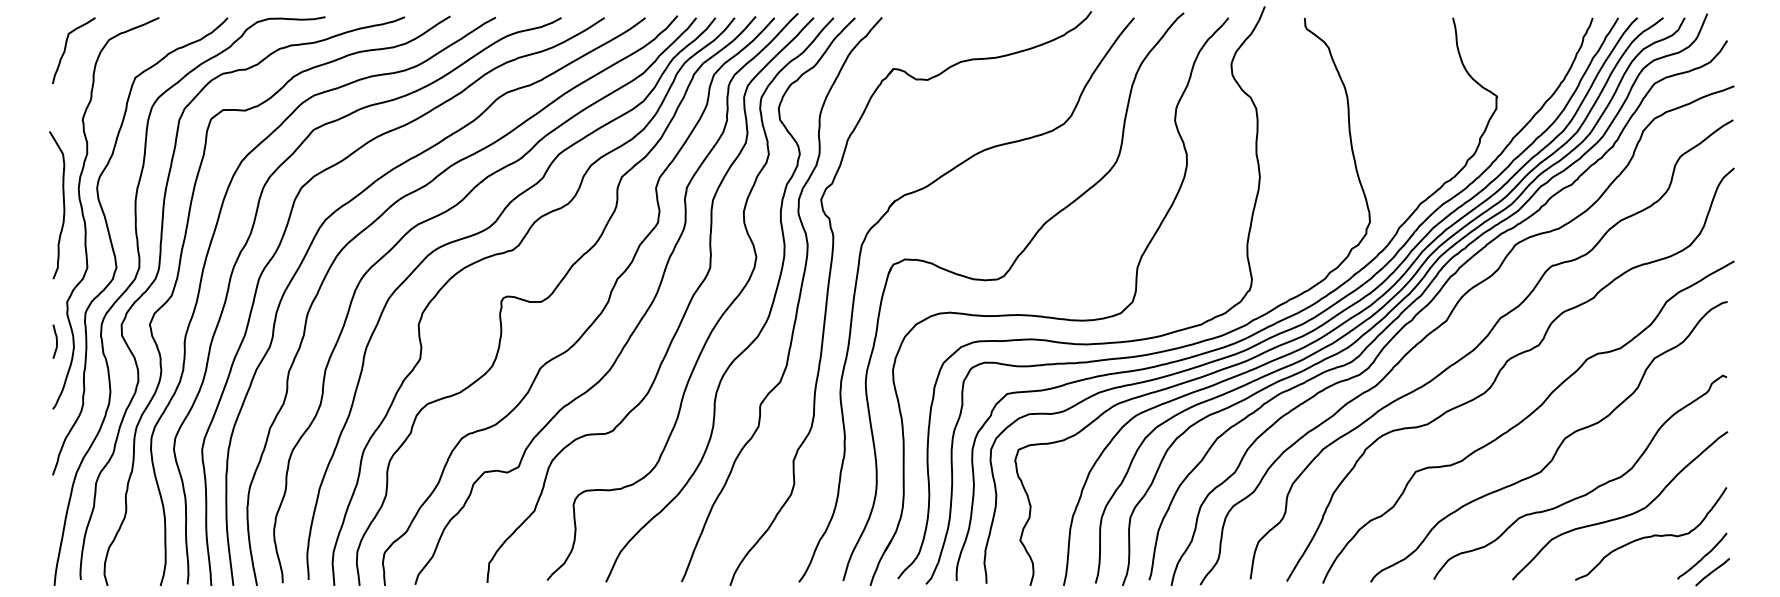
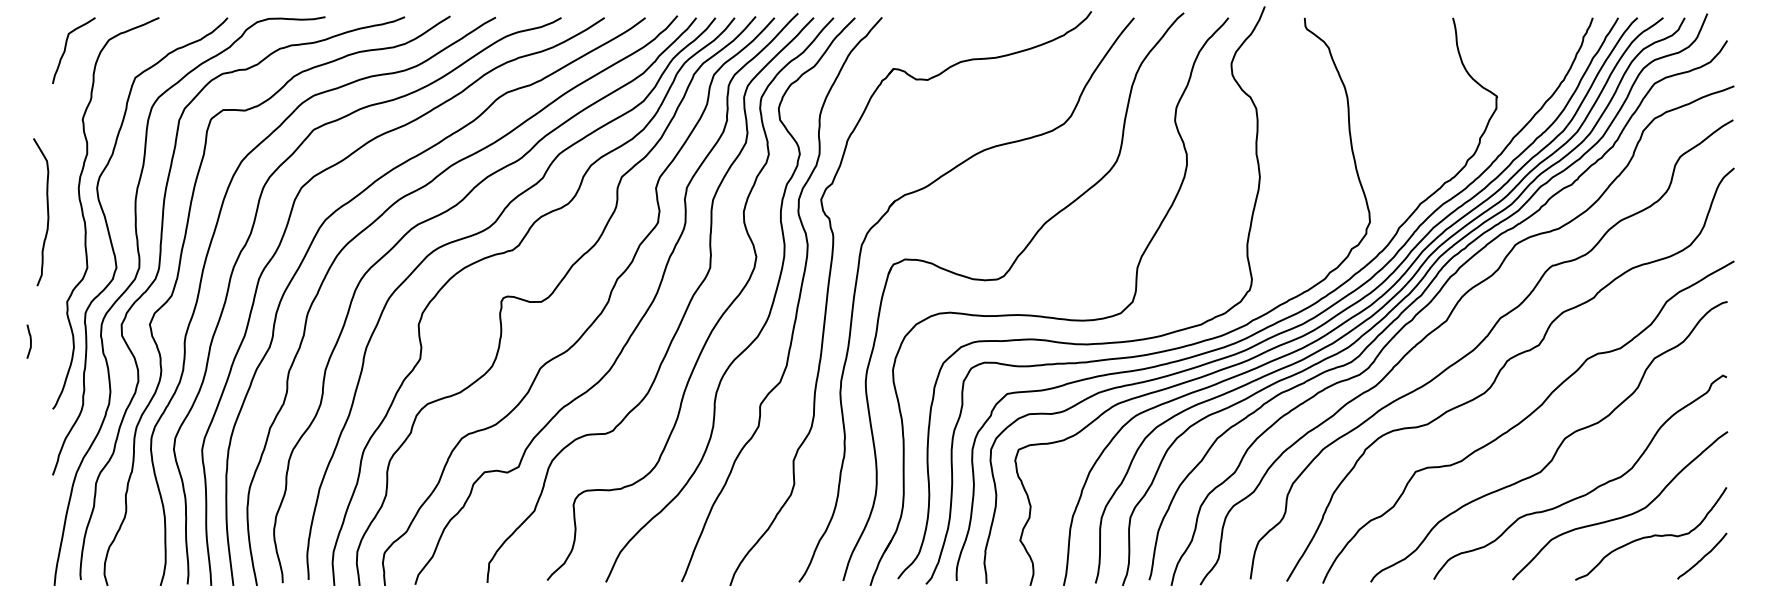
curve position: (63, 205) -> (47, 212) (47, 212)
curve position: (56, 341) -> (30, 341) (30, 341)
line: present -> none (1712, 572)
